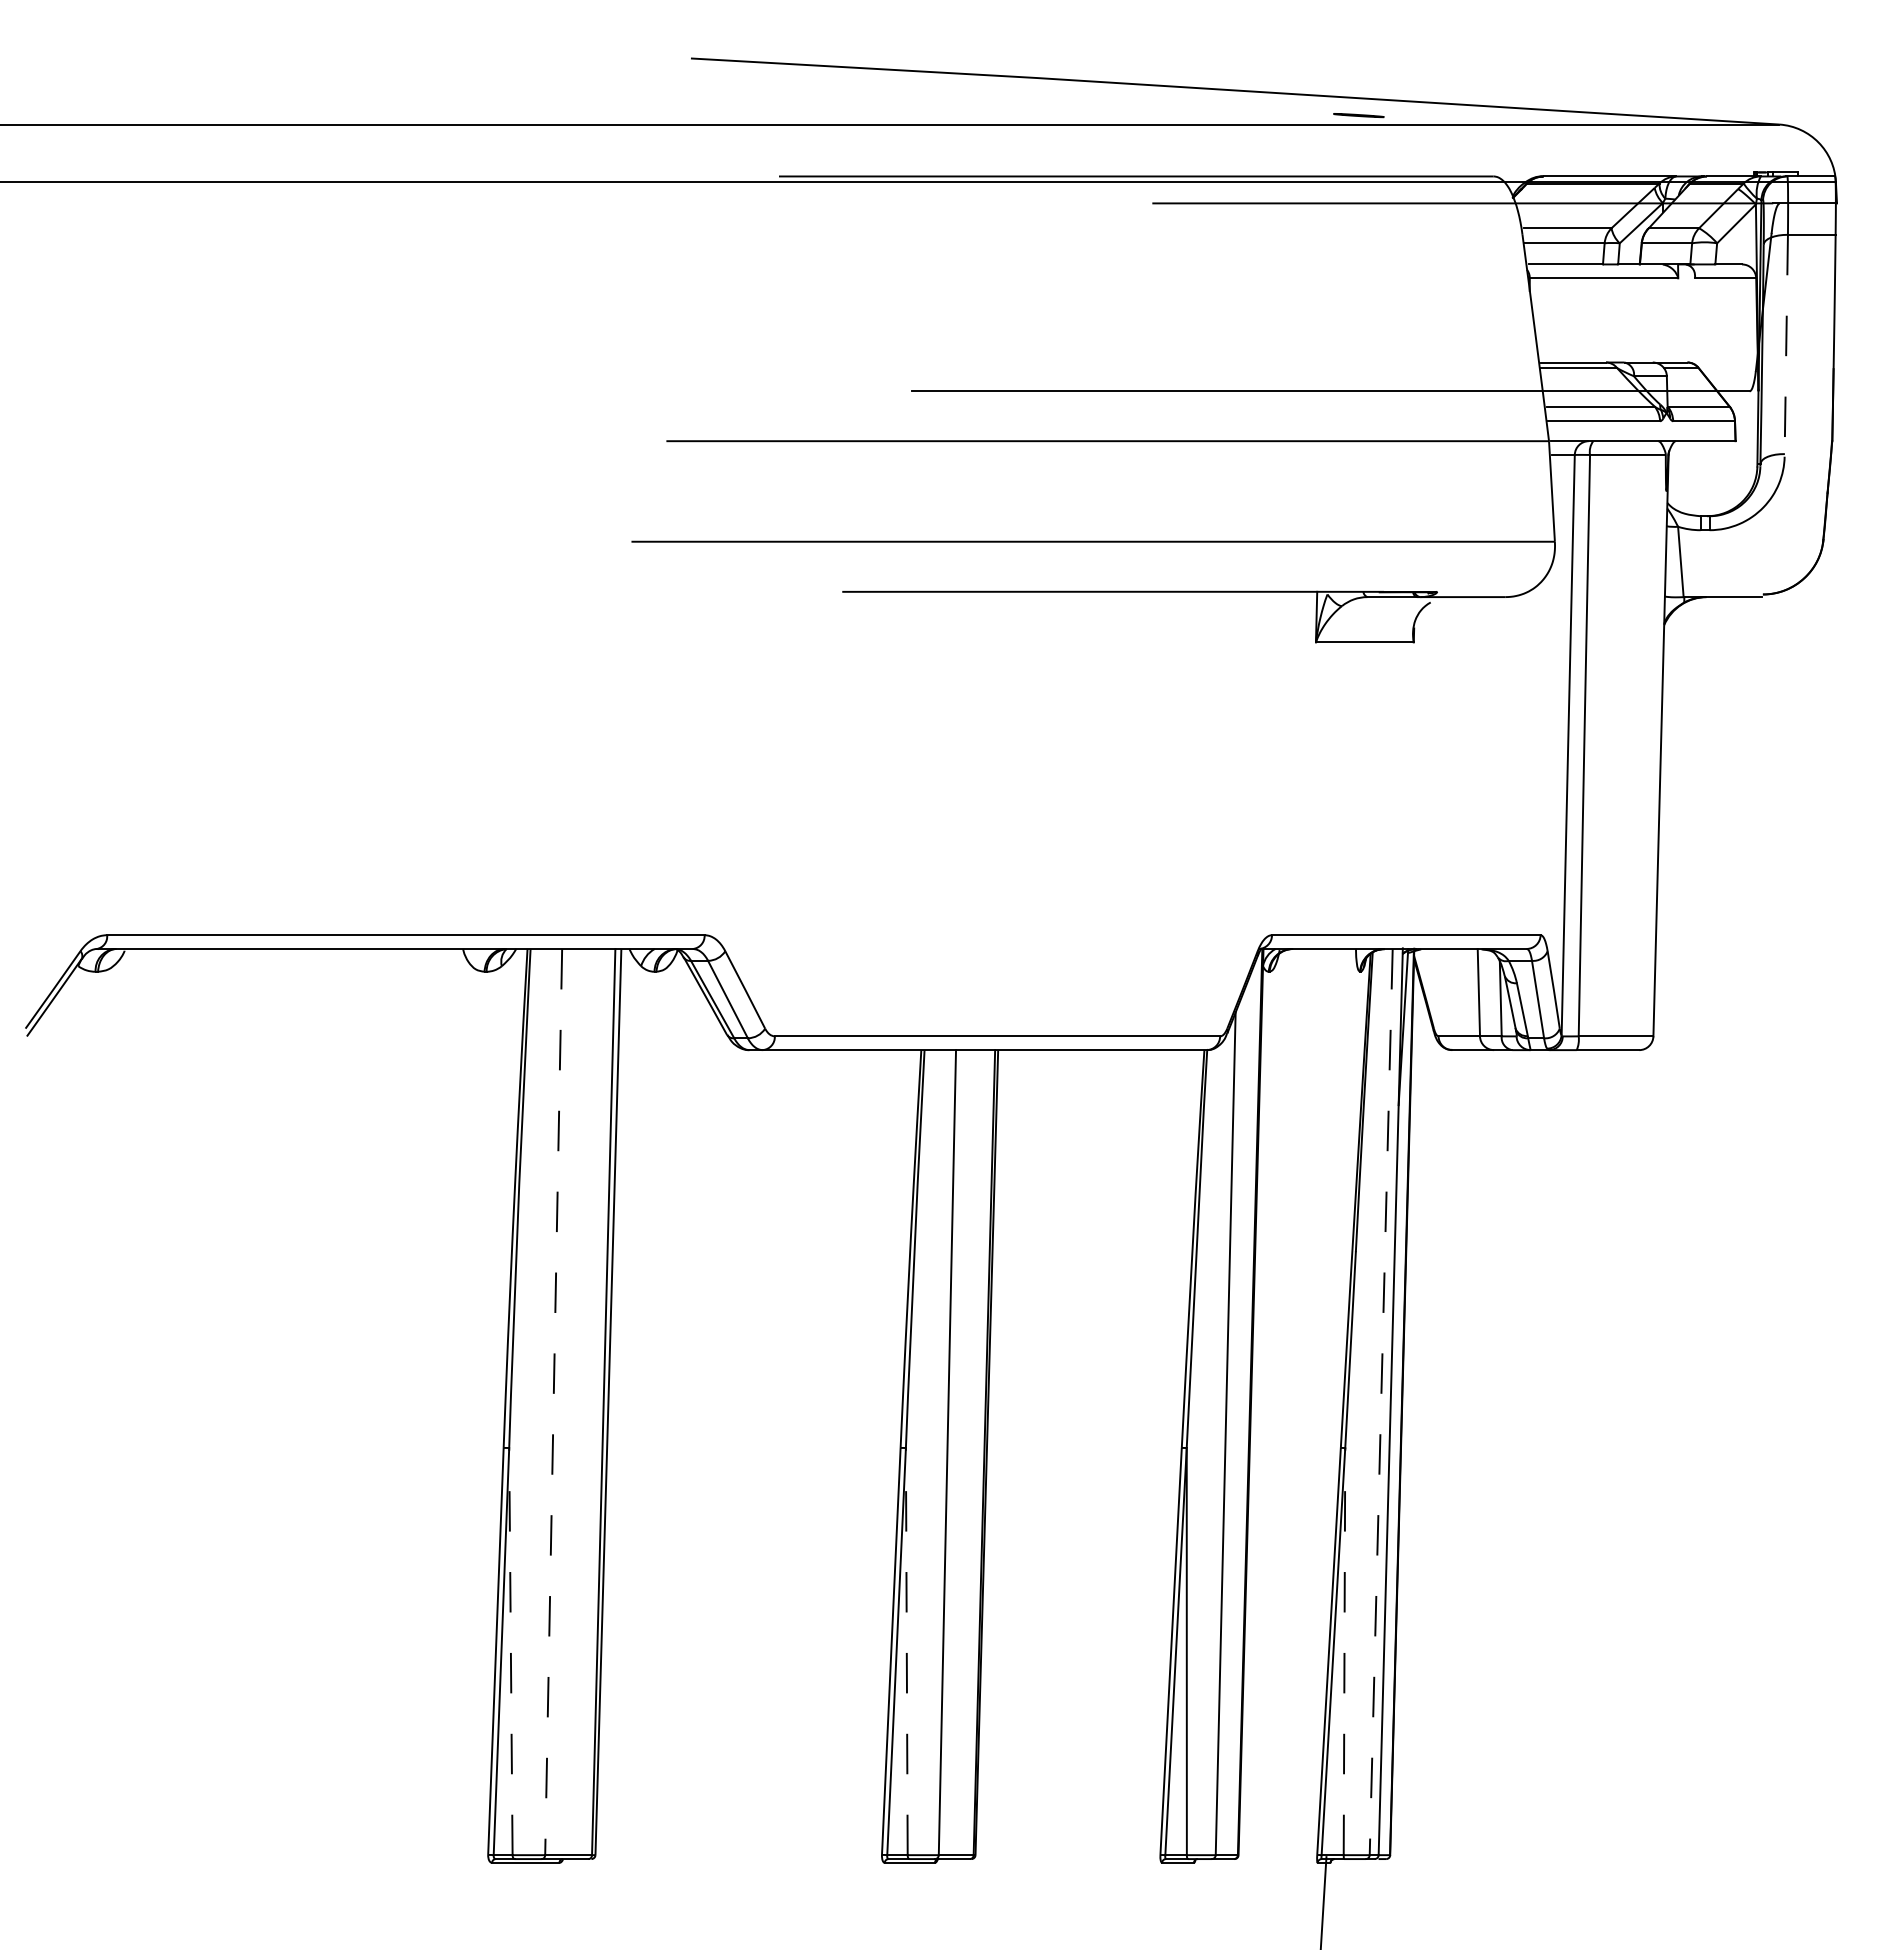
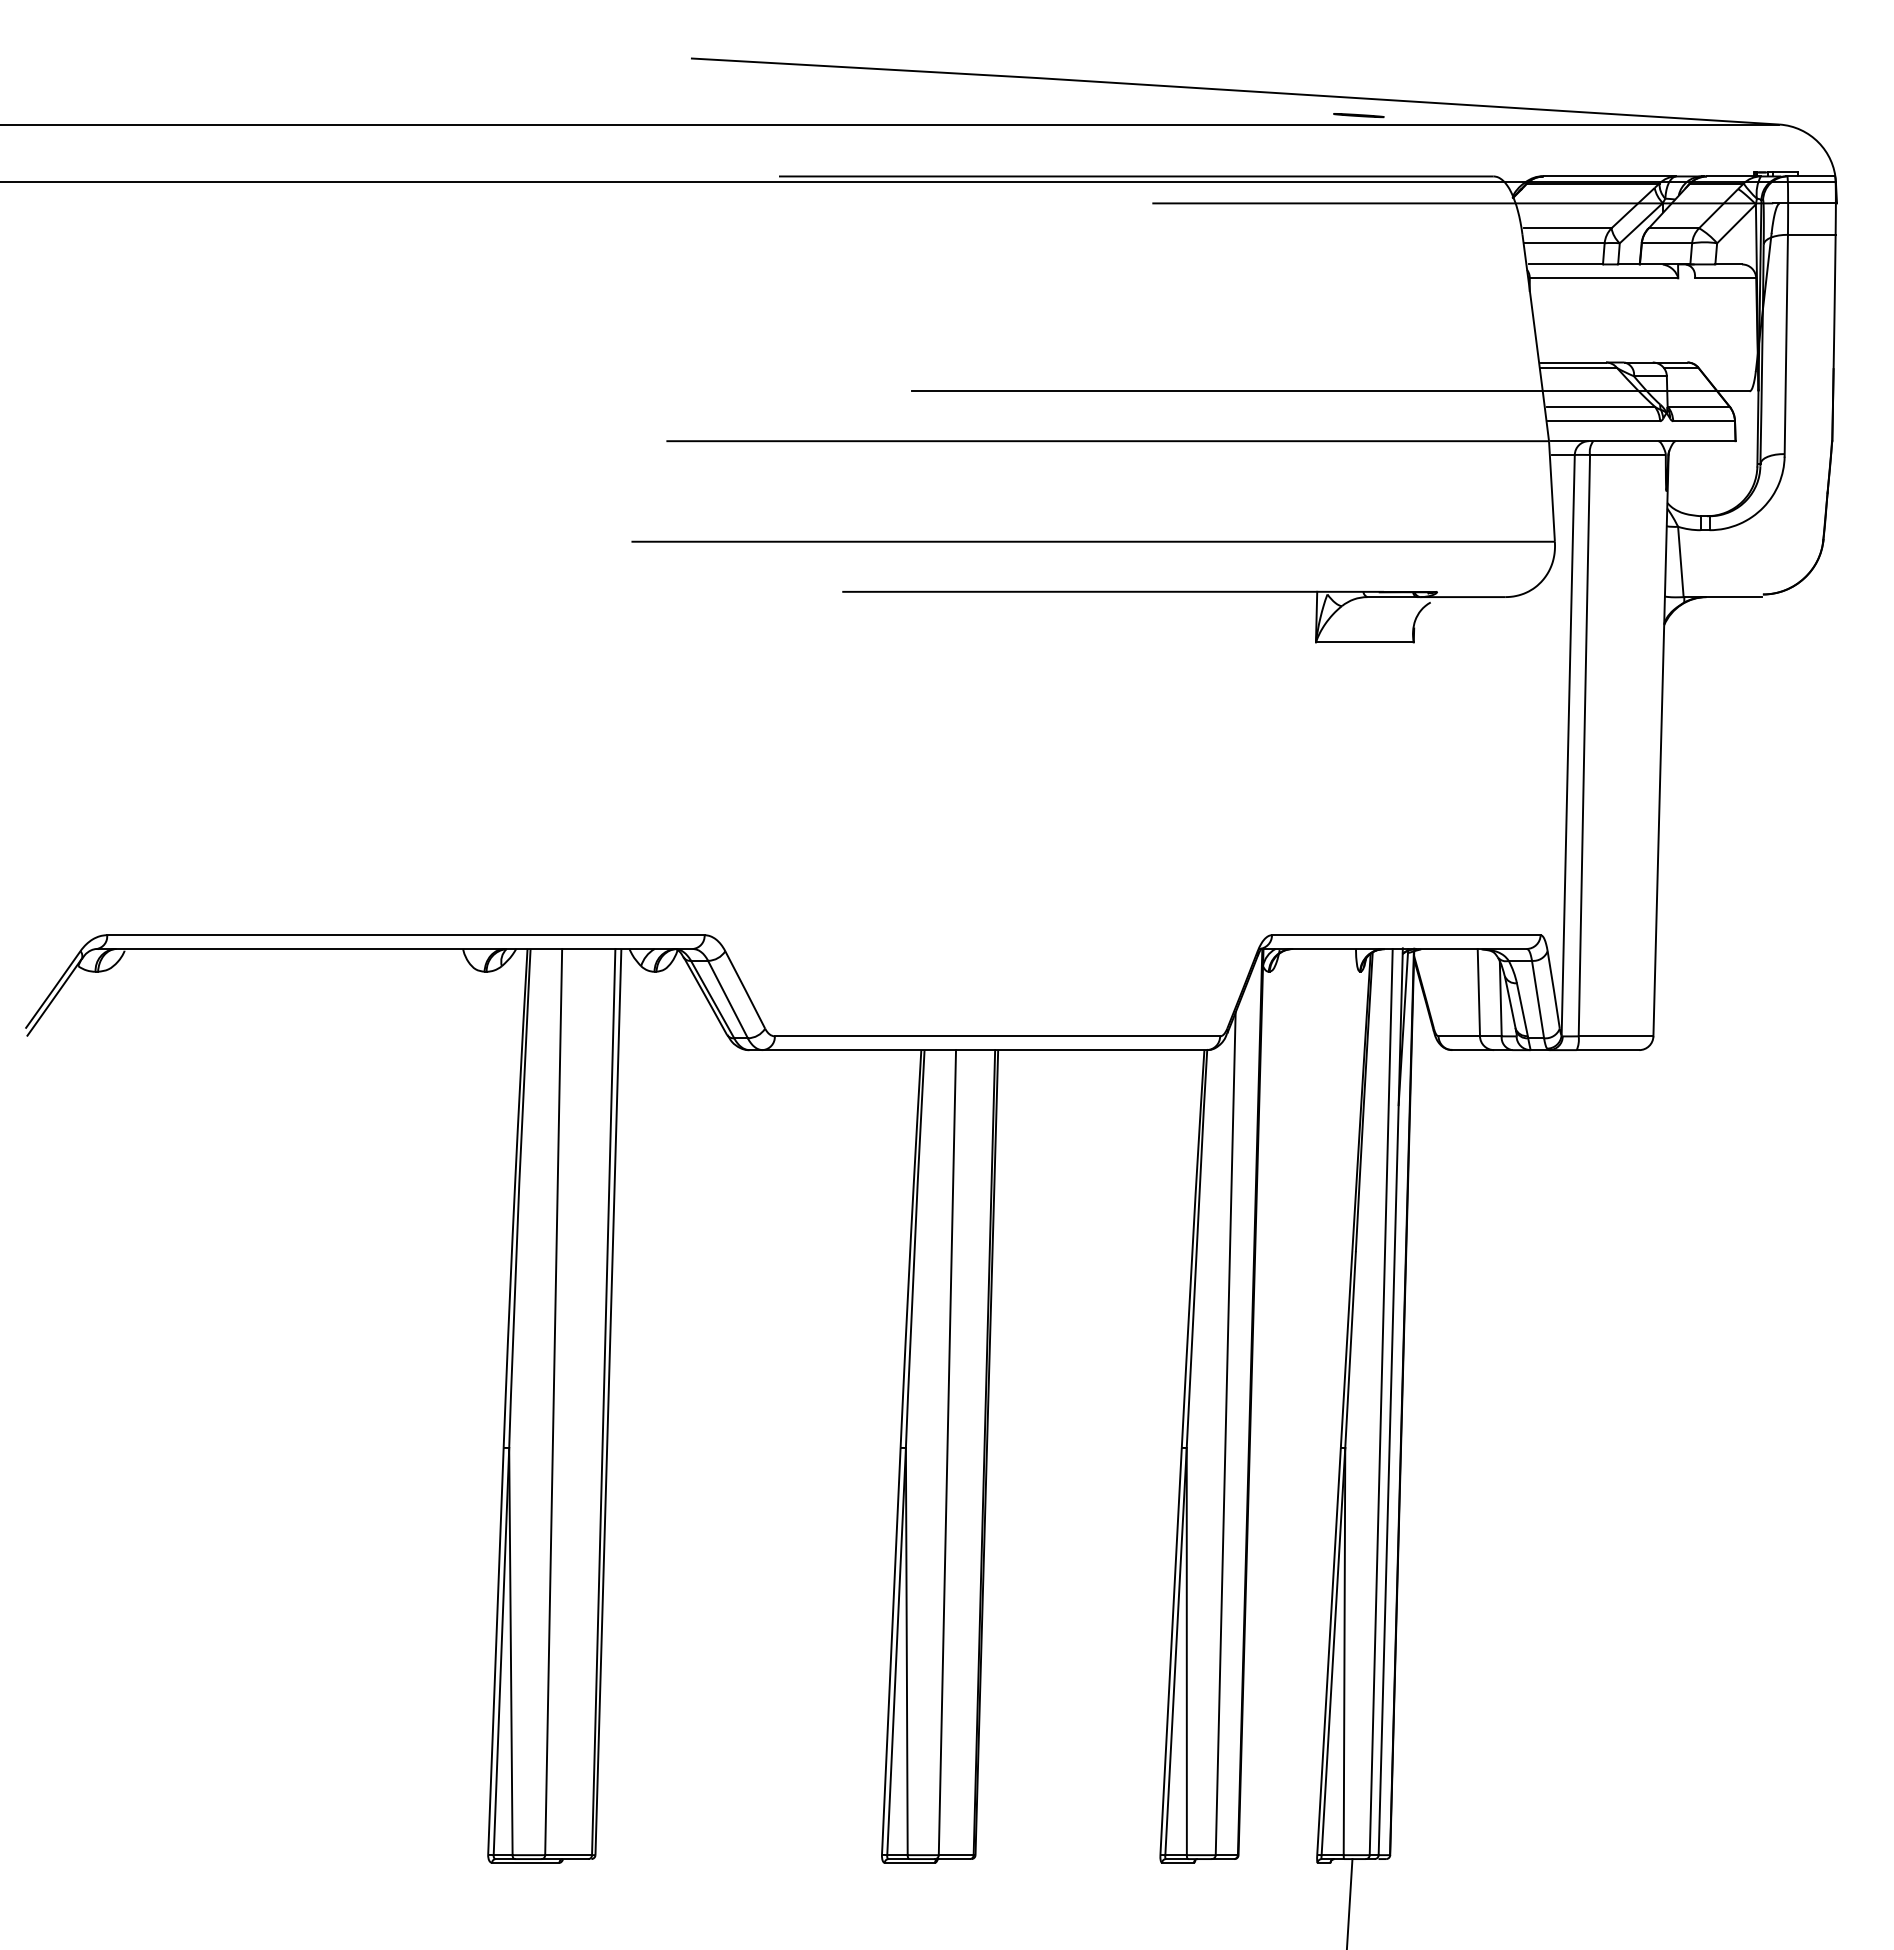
line: dashed -> solid (1786, 345)
line: dashed -> solid (553, 1402)
line: dashed -> solid (1381, 1402)
line: dashed -> solid (510, 1651)
line: dashed -> solid (906, 1651)
line: dashed -> solid (1344, 1651)
line position: (1323, 1901) -> (1349, 1902) (1349, 1902)
